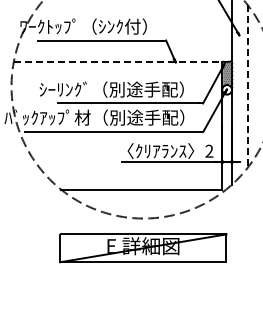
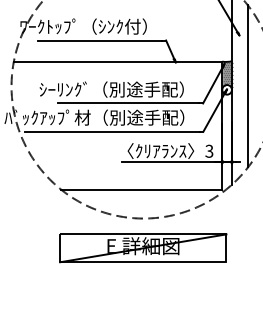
line: dashed -> solid (118, 61)
line: dashed -> solid (247, 86)
text: 2 -> 3 (209, 151)
